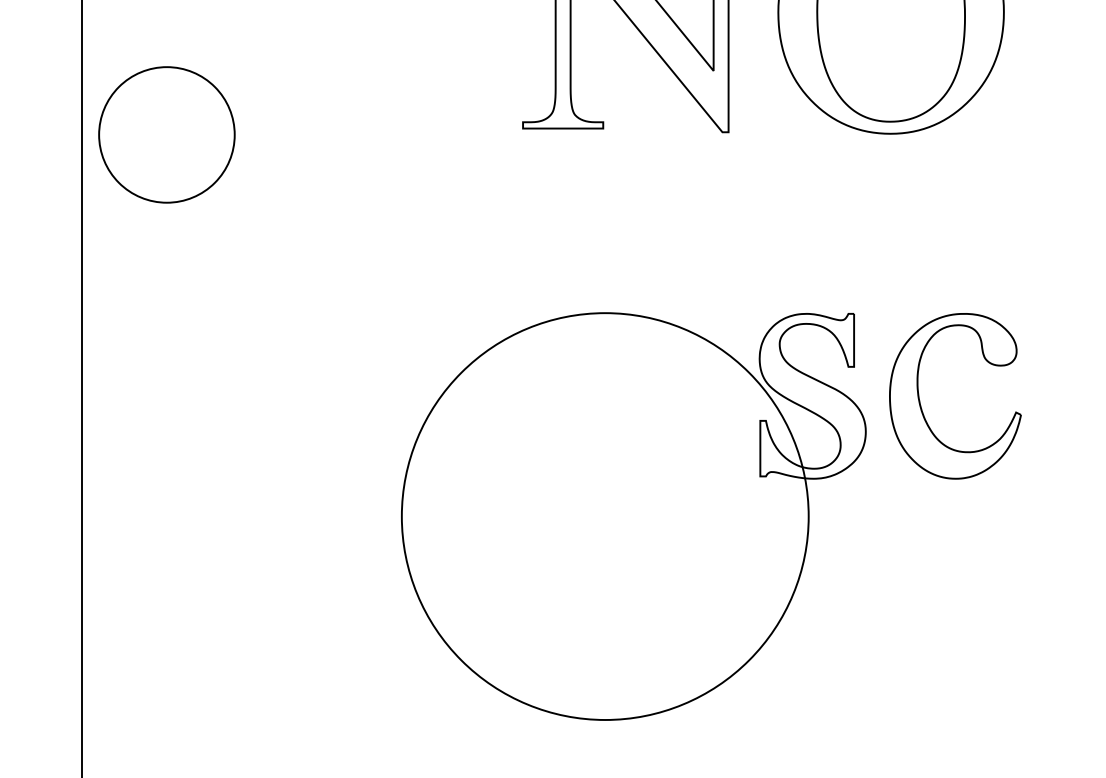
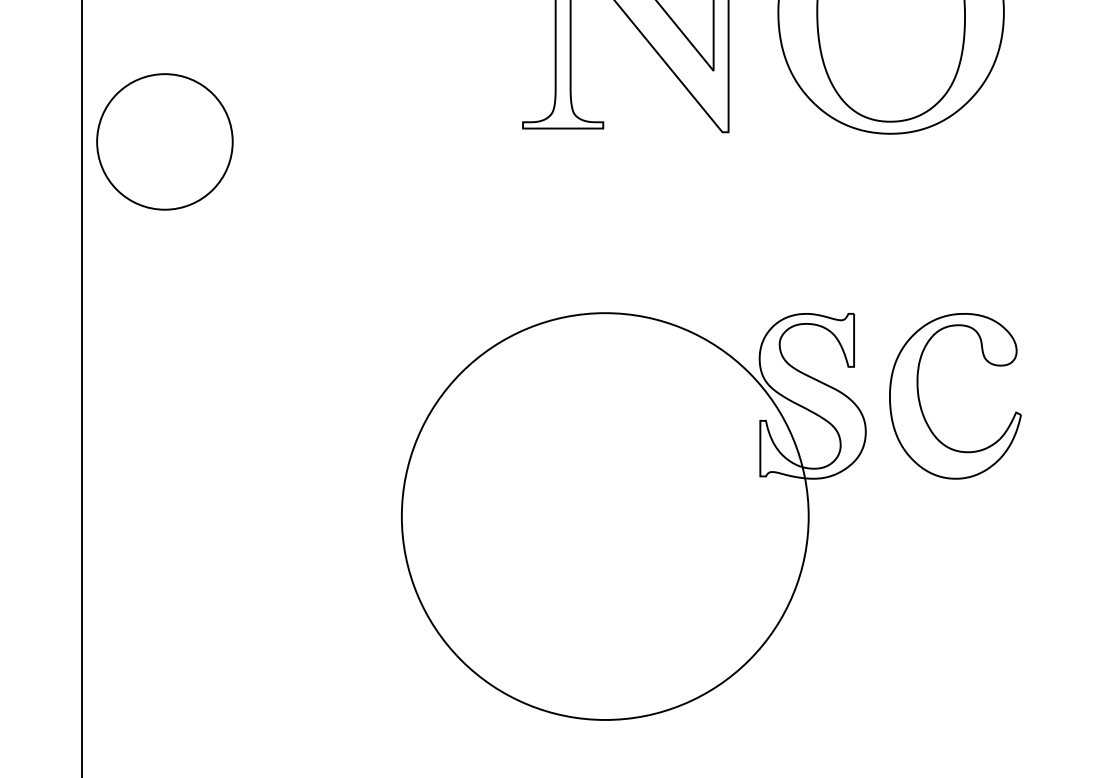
part position: (166, 134) -> (164, 141) (164, 141)
